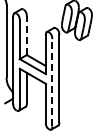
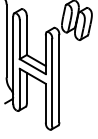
line: dashed -> solid (26, 35)
line: dashed -> solid (52, 82)
